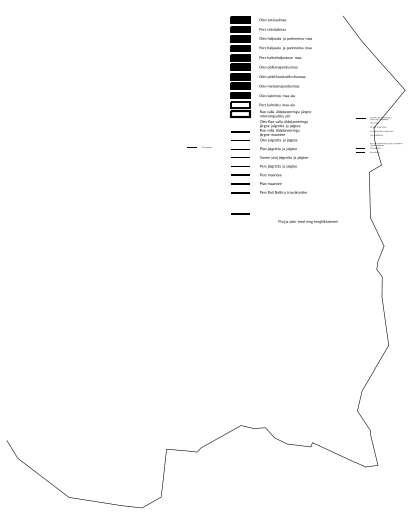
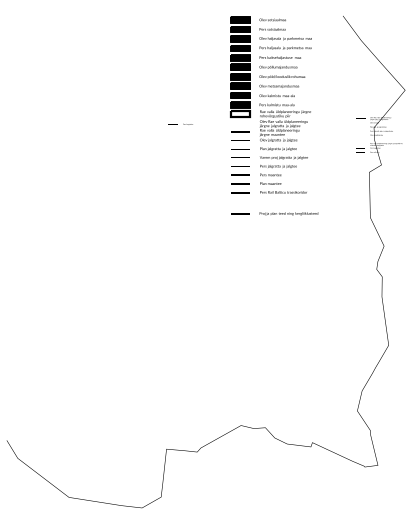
hatch: none -> present (240, 104)
text position: (199, 146) -> (180, 123) (180, 123)
text position: (307, 221) -> (288, 213) (288, 213)
